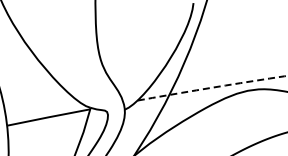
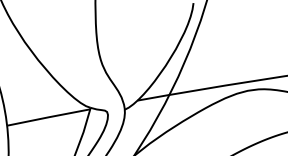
line: dashed -> solid (211, 87)
